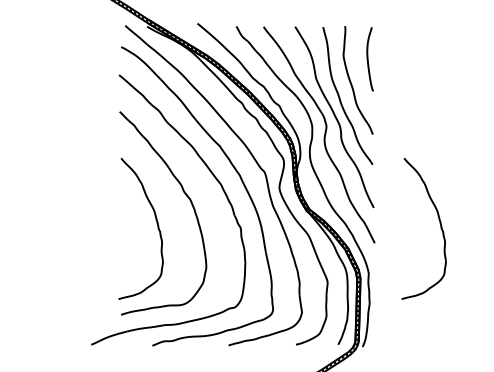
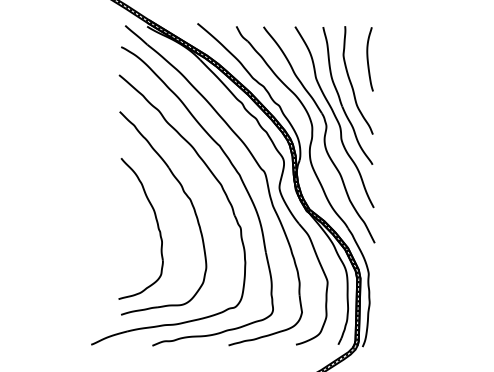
part: present -> none (439, 223)
